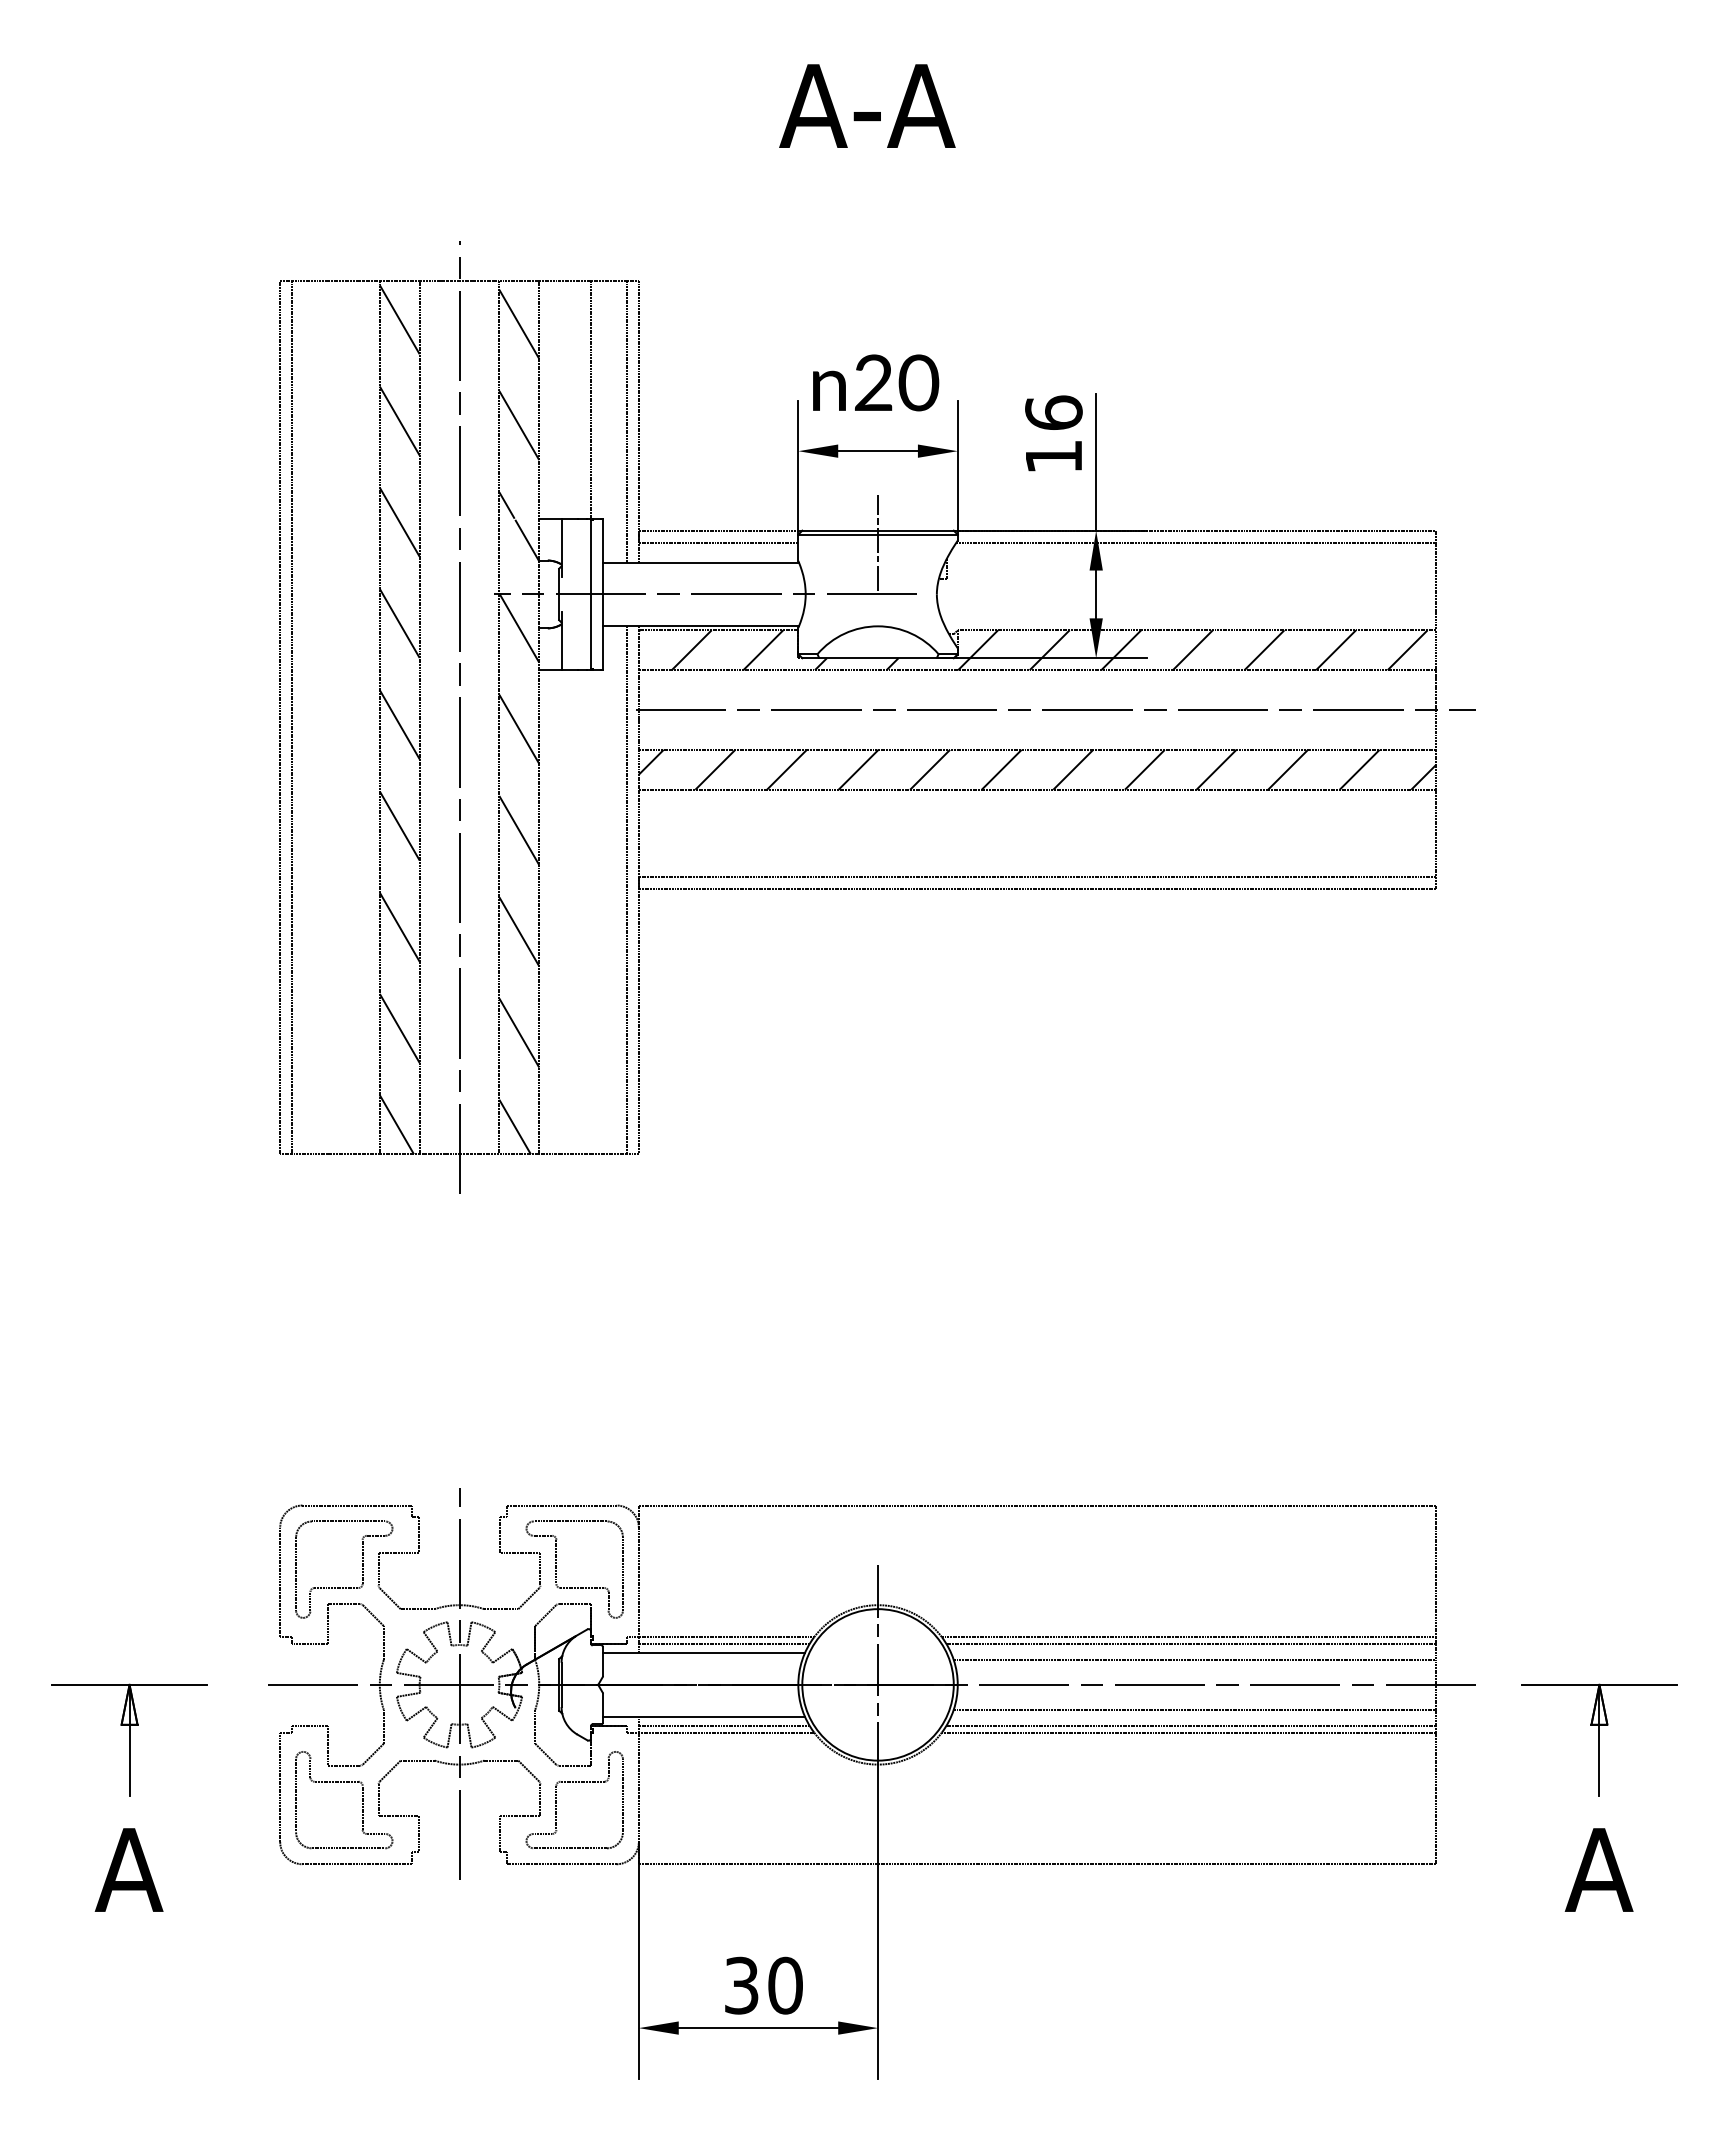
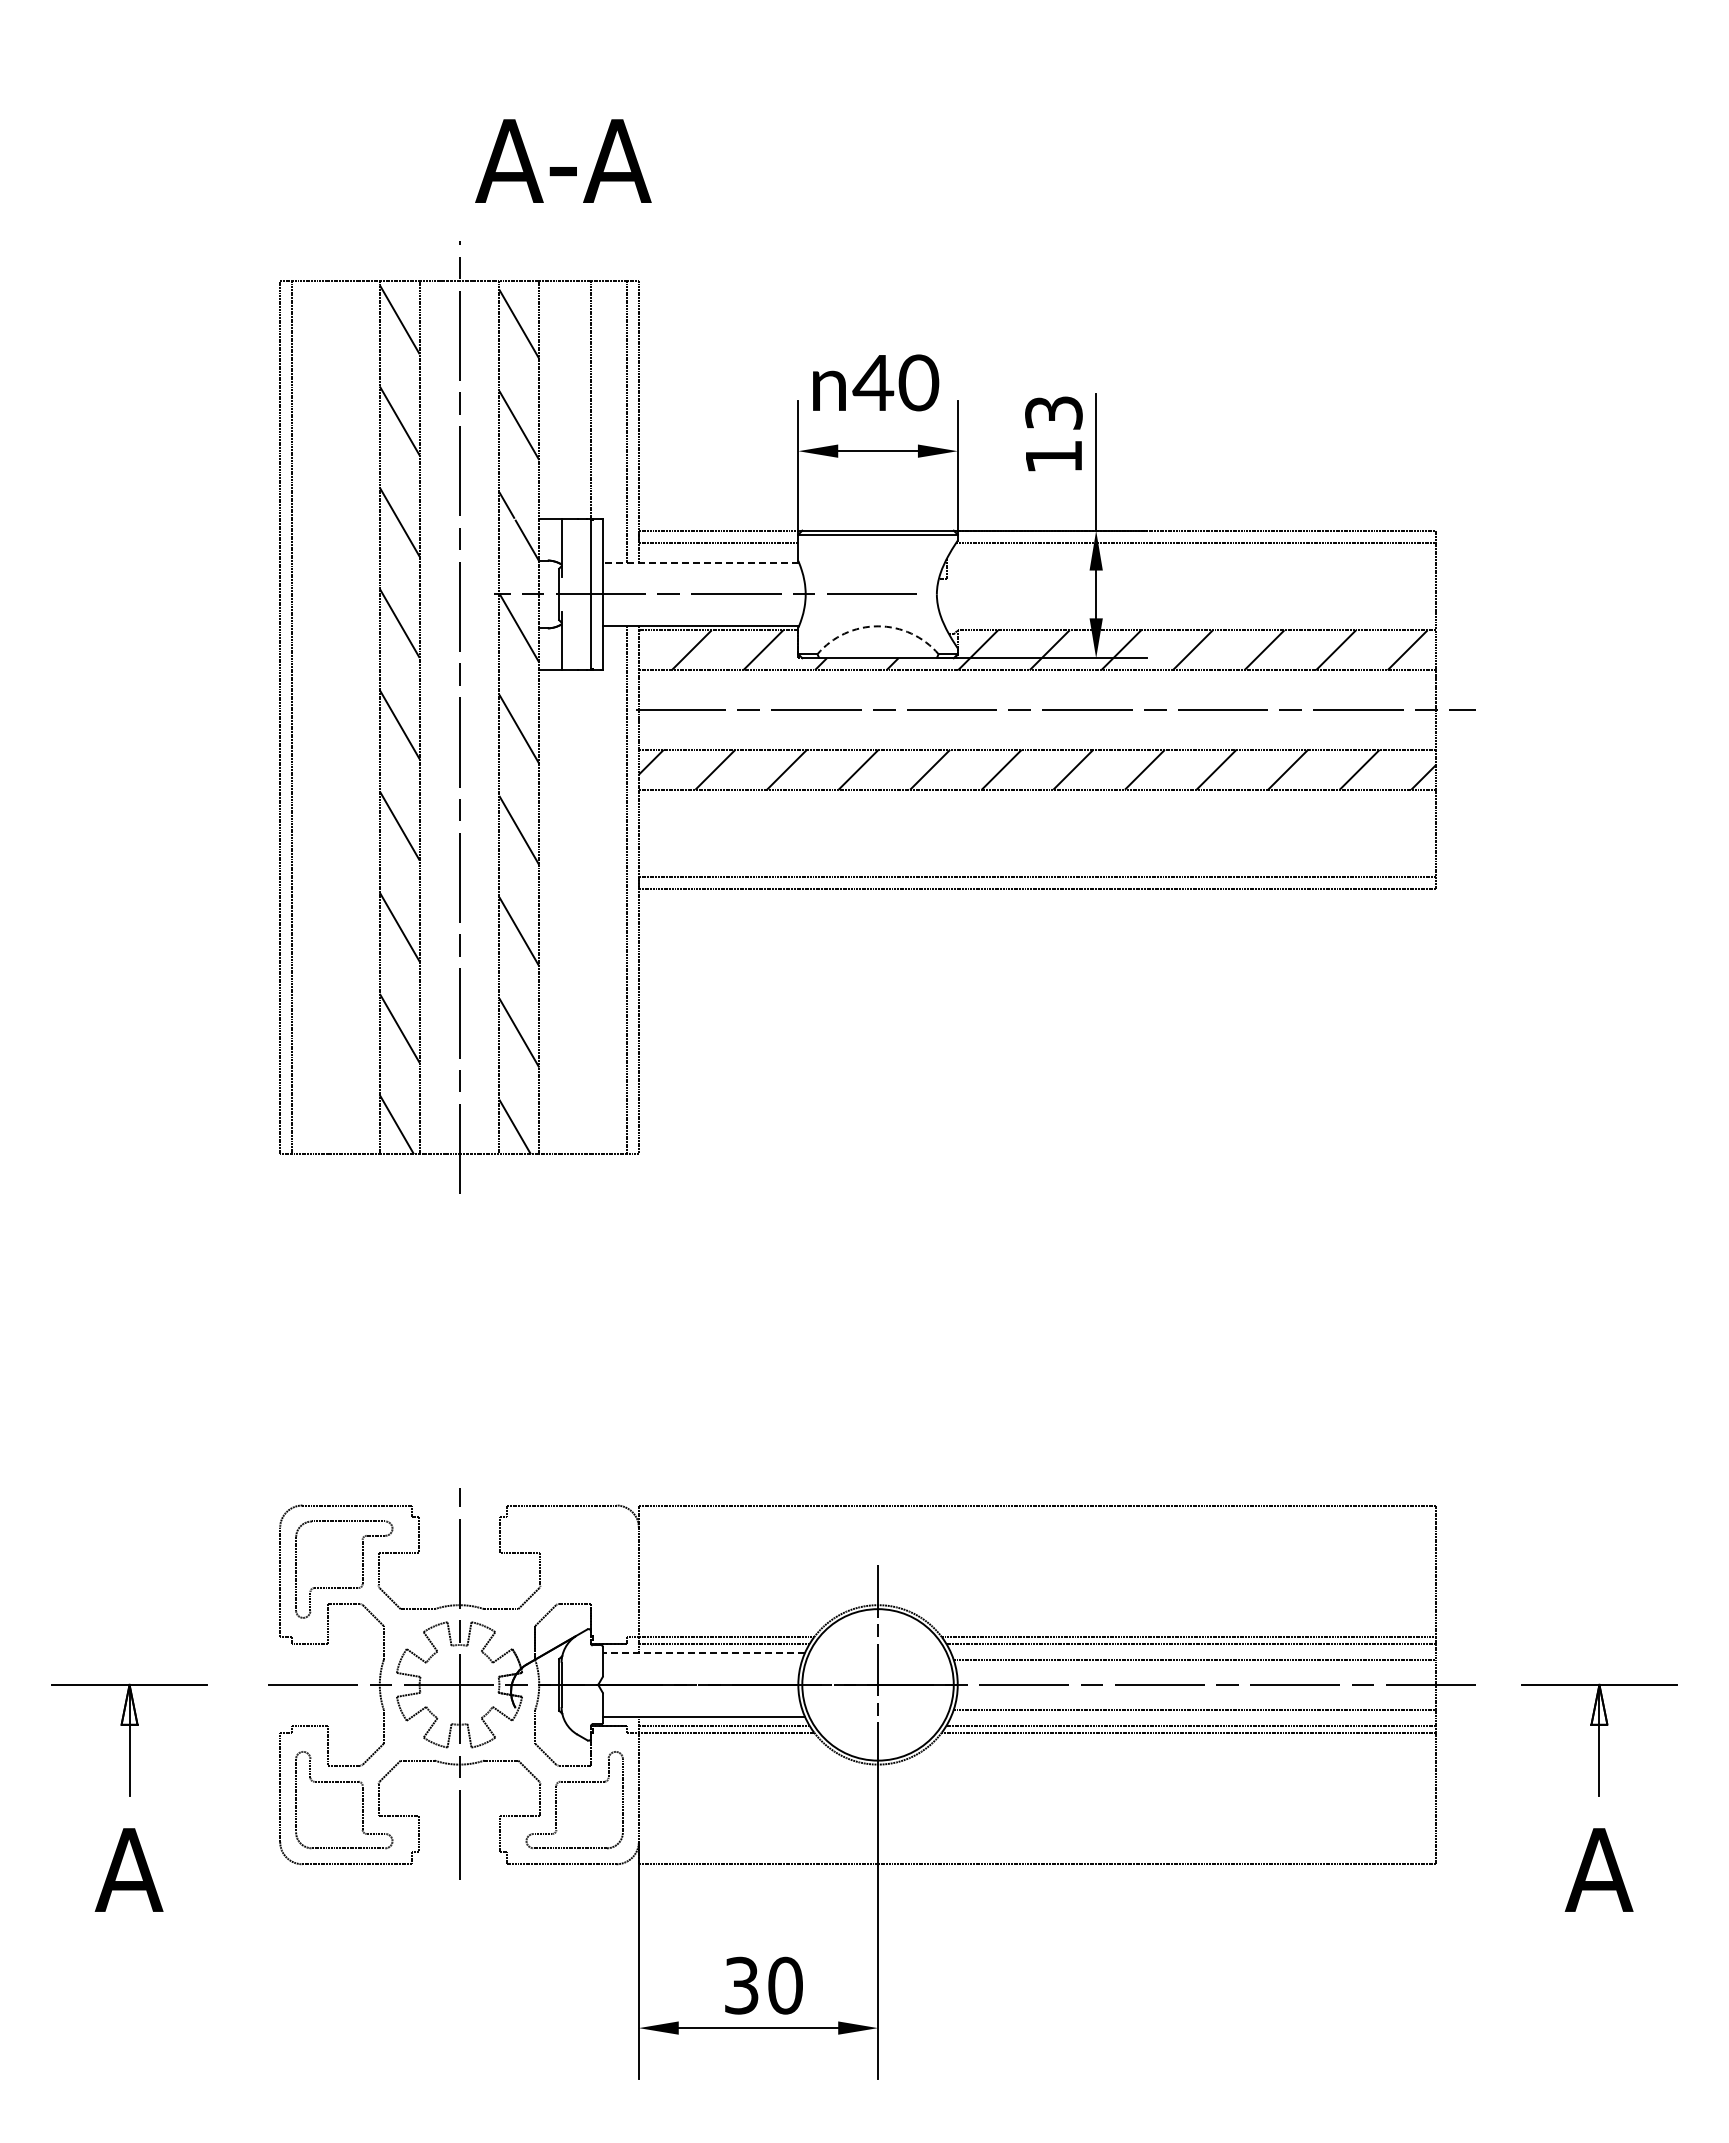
text position: (867, 105) -> (563, 160) (563, 160)
text: 20 -> 40 (873, 382)
text: 16 -> 13 (1053, 412)
line: present -> none (878, 542)
line: solid -> dashed (701, 562)
arc: solid -> dashed (878, 626)
part: present -> none (574, 1587)
line: solid -> dashed (704, 1653)
